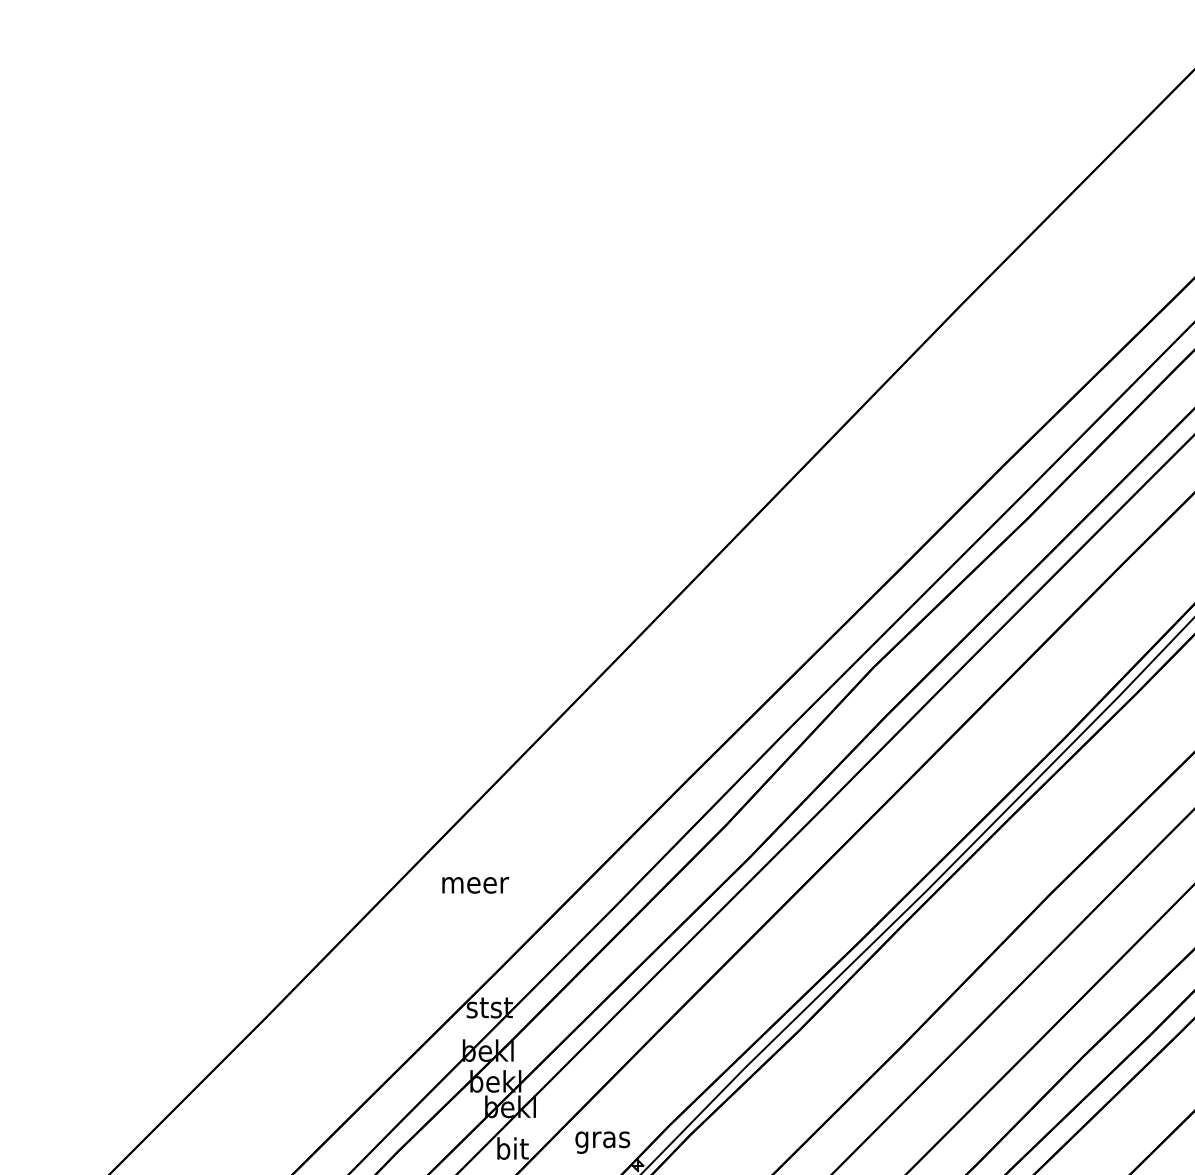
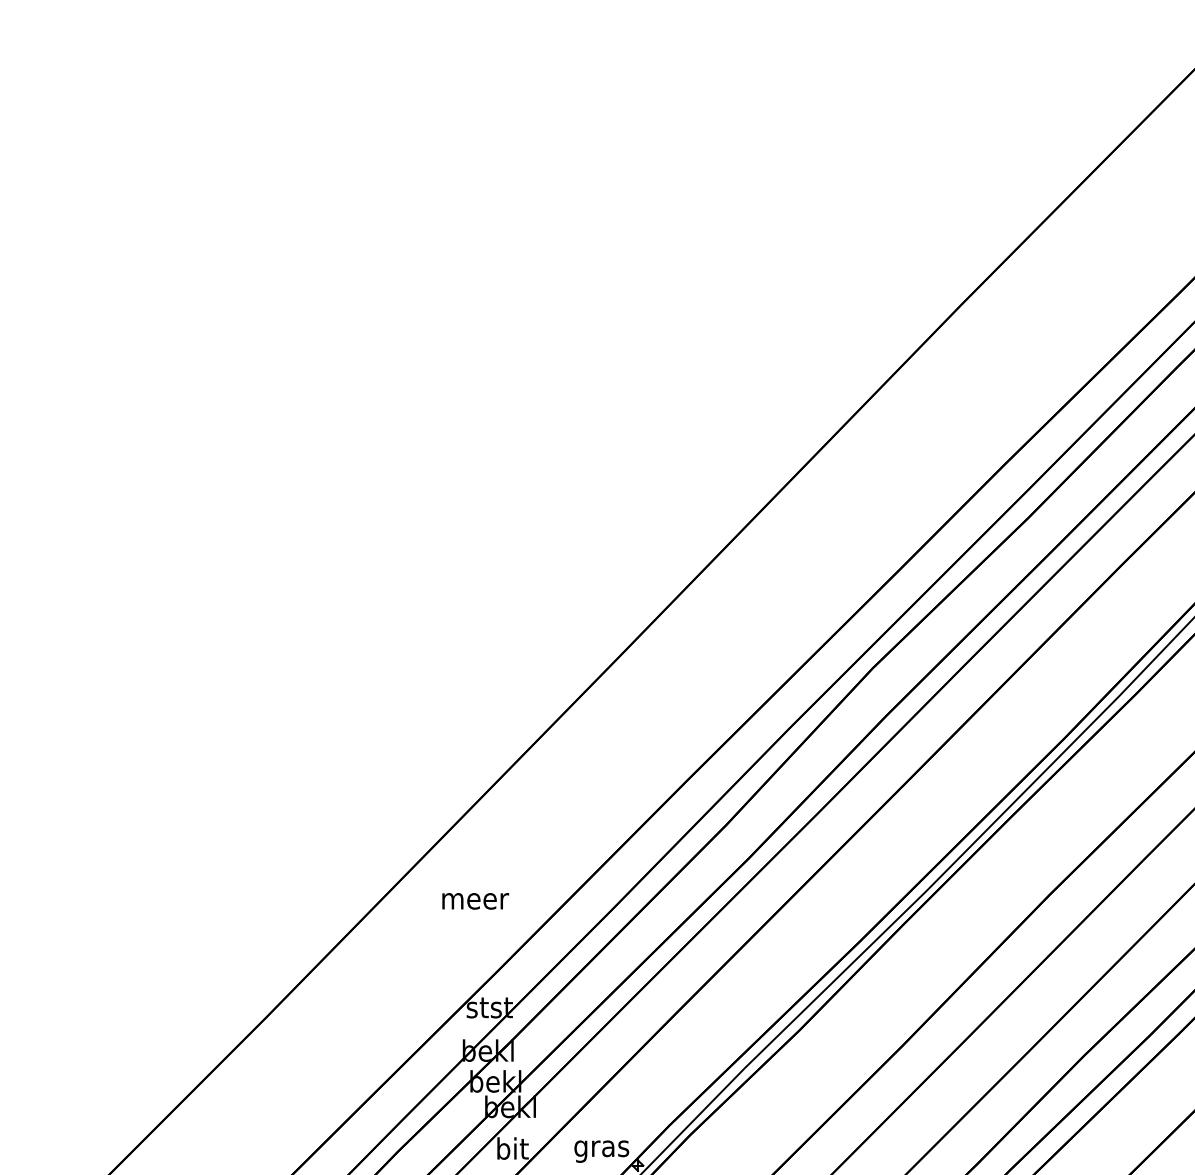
text position: (475, 885) -> (475, 901) (475, 901)
text position: (602, 1142) -> (601, 1151) (601, 1151)
